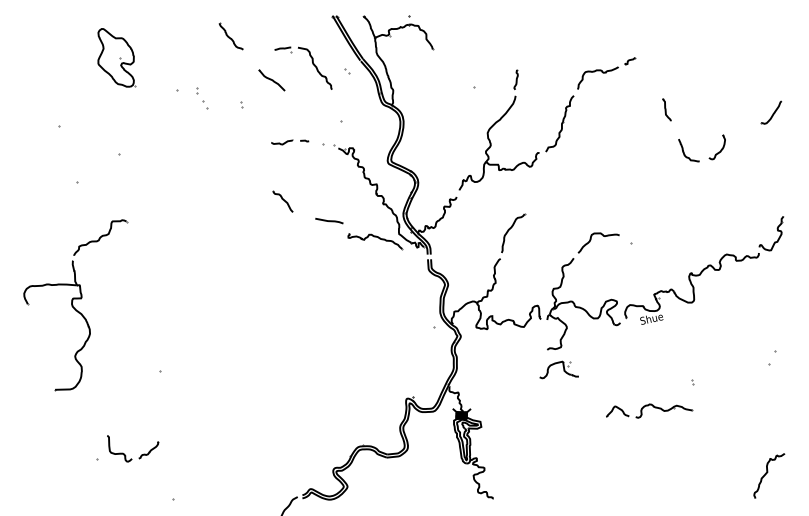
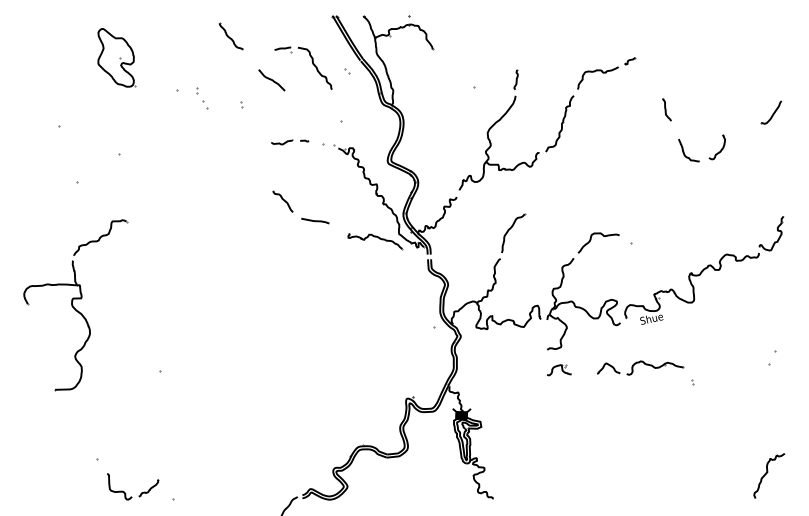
line position: (329, 221) -> (315, 221) (315, 221)
part size: 40x20 px -> 25x13 px (559, 370)
part position: (649, 410) -> (640, 367) (640, 367)
part position: (126, 455) -> (126, 493) (126, 493)
